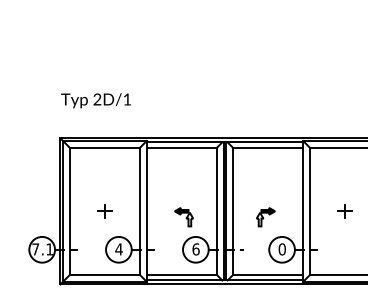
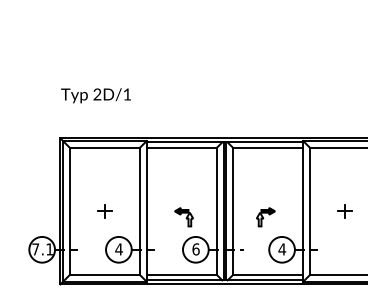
text position: (95, 100) -> (95, 95) (95, 95)
text: 0 -> 4 (282, 249)
